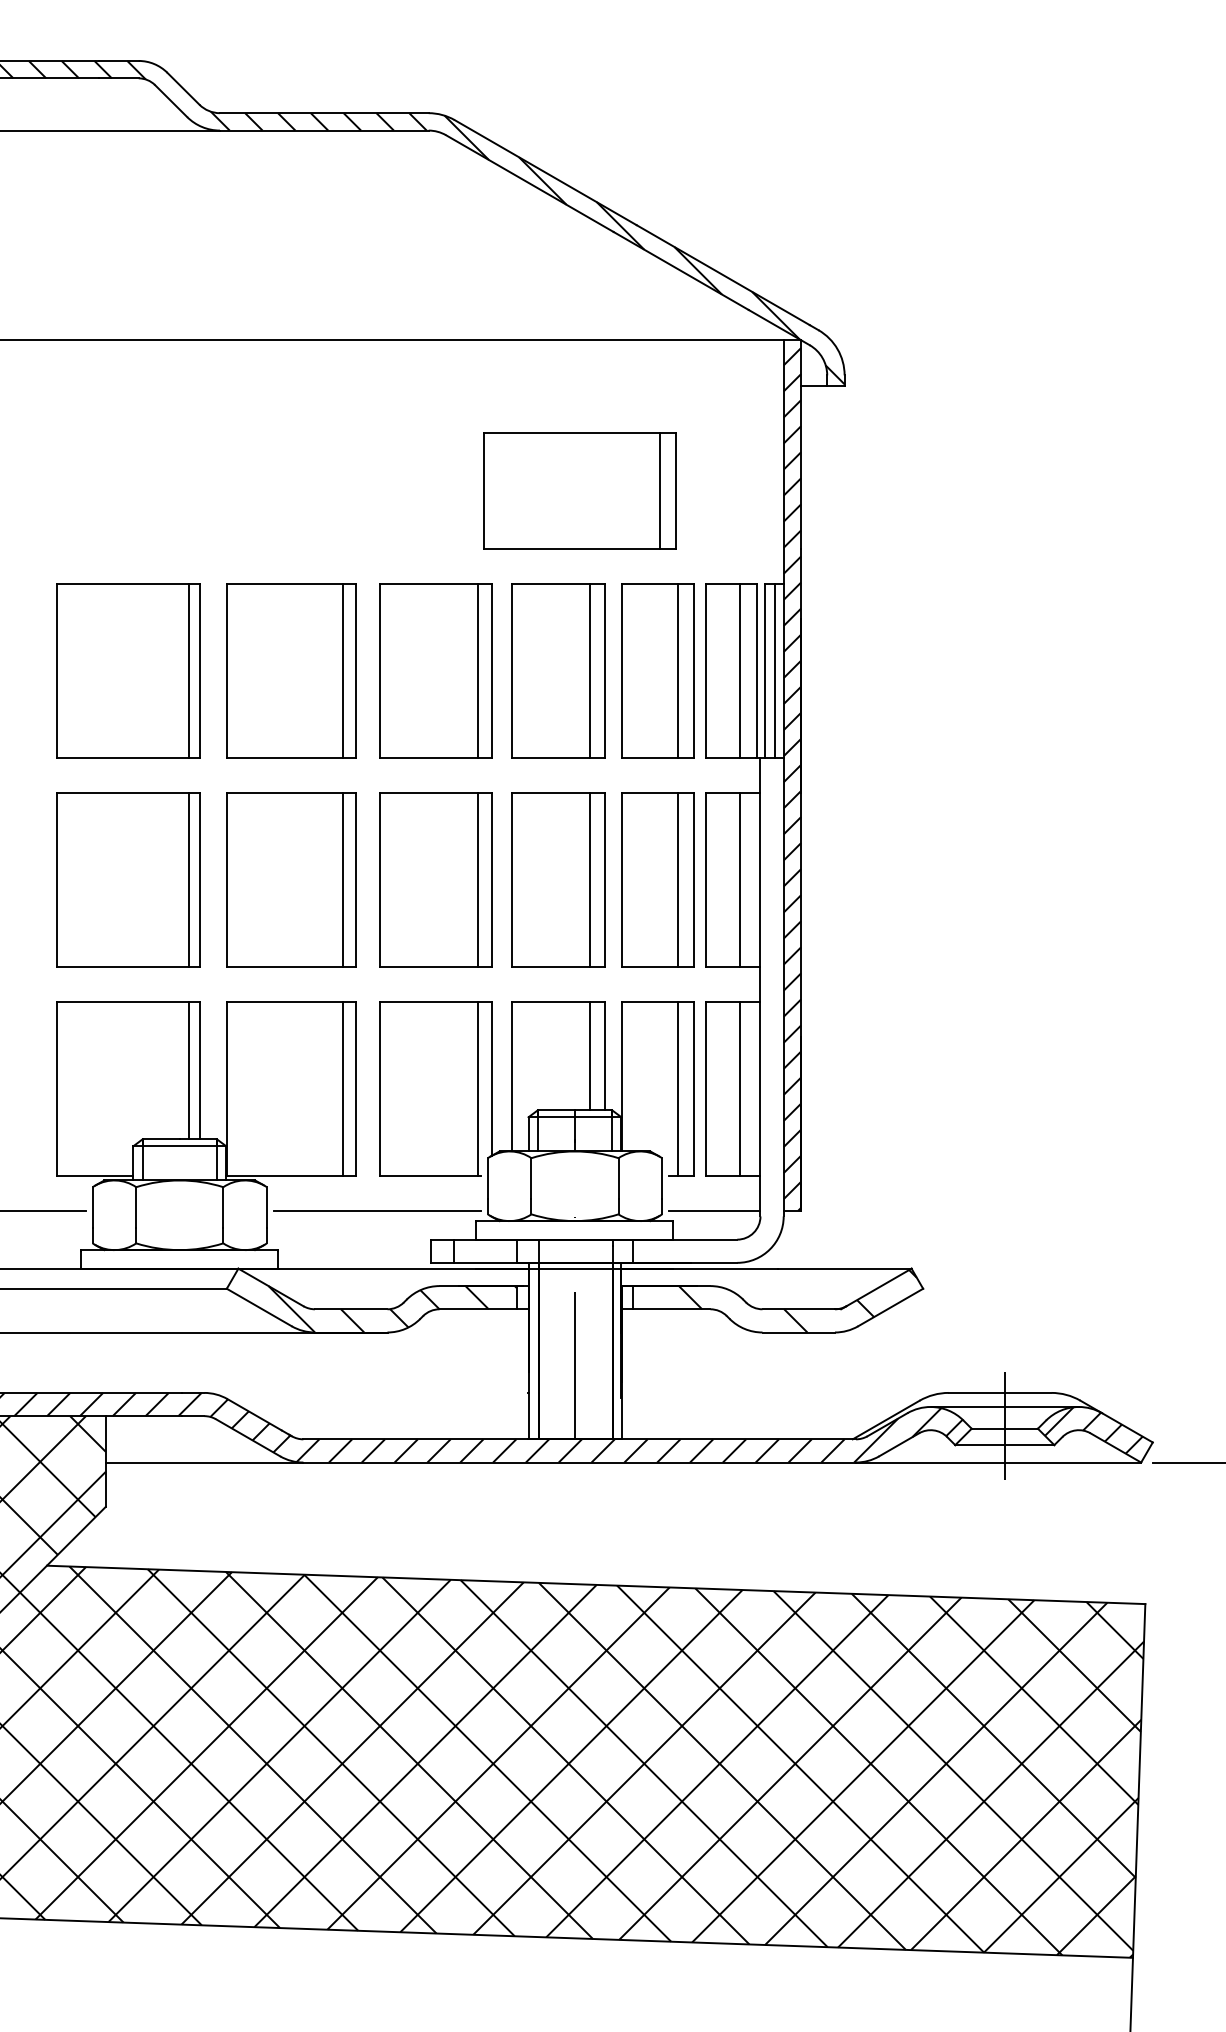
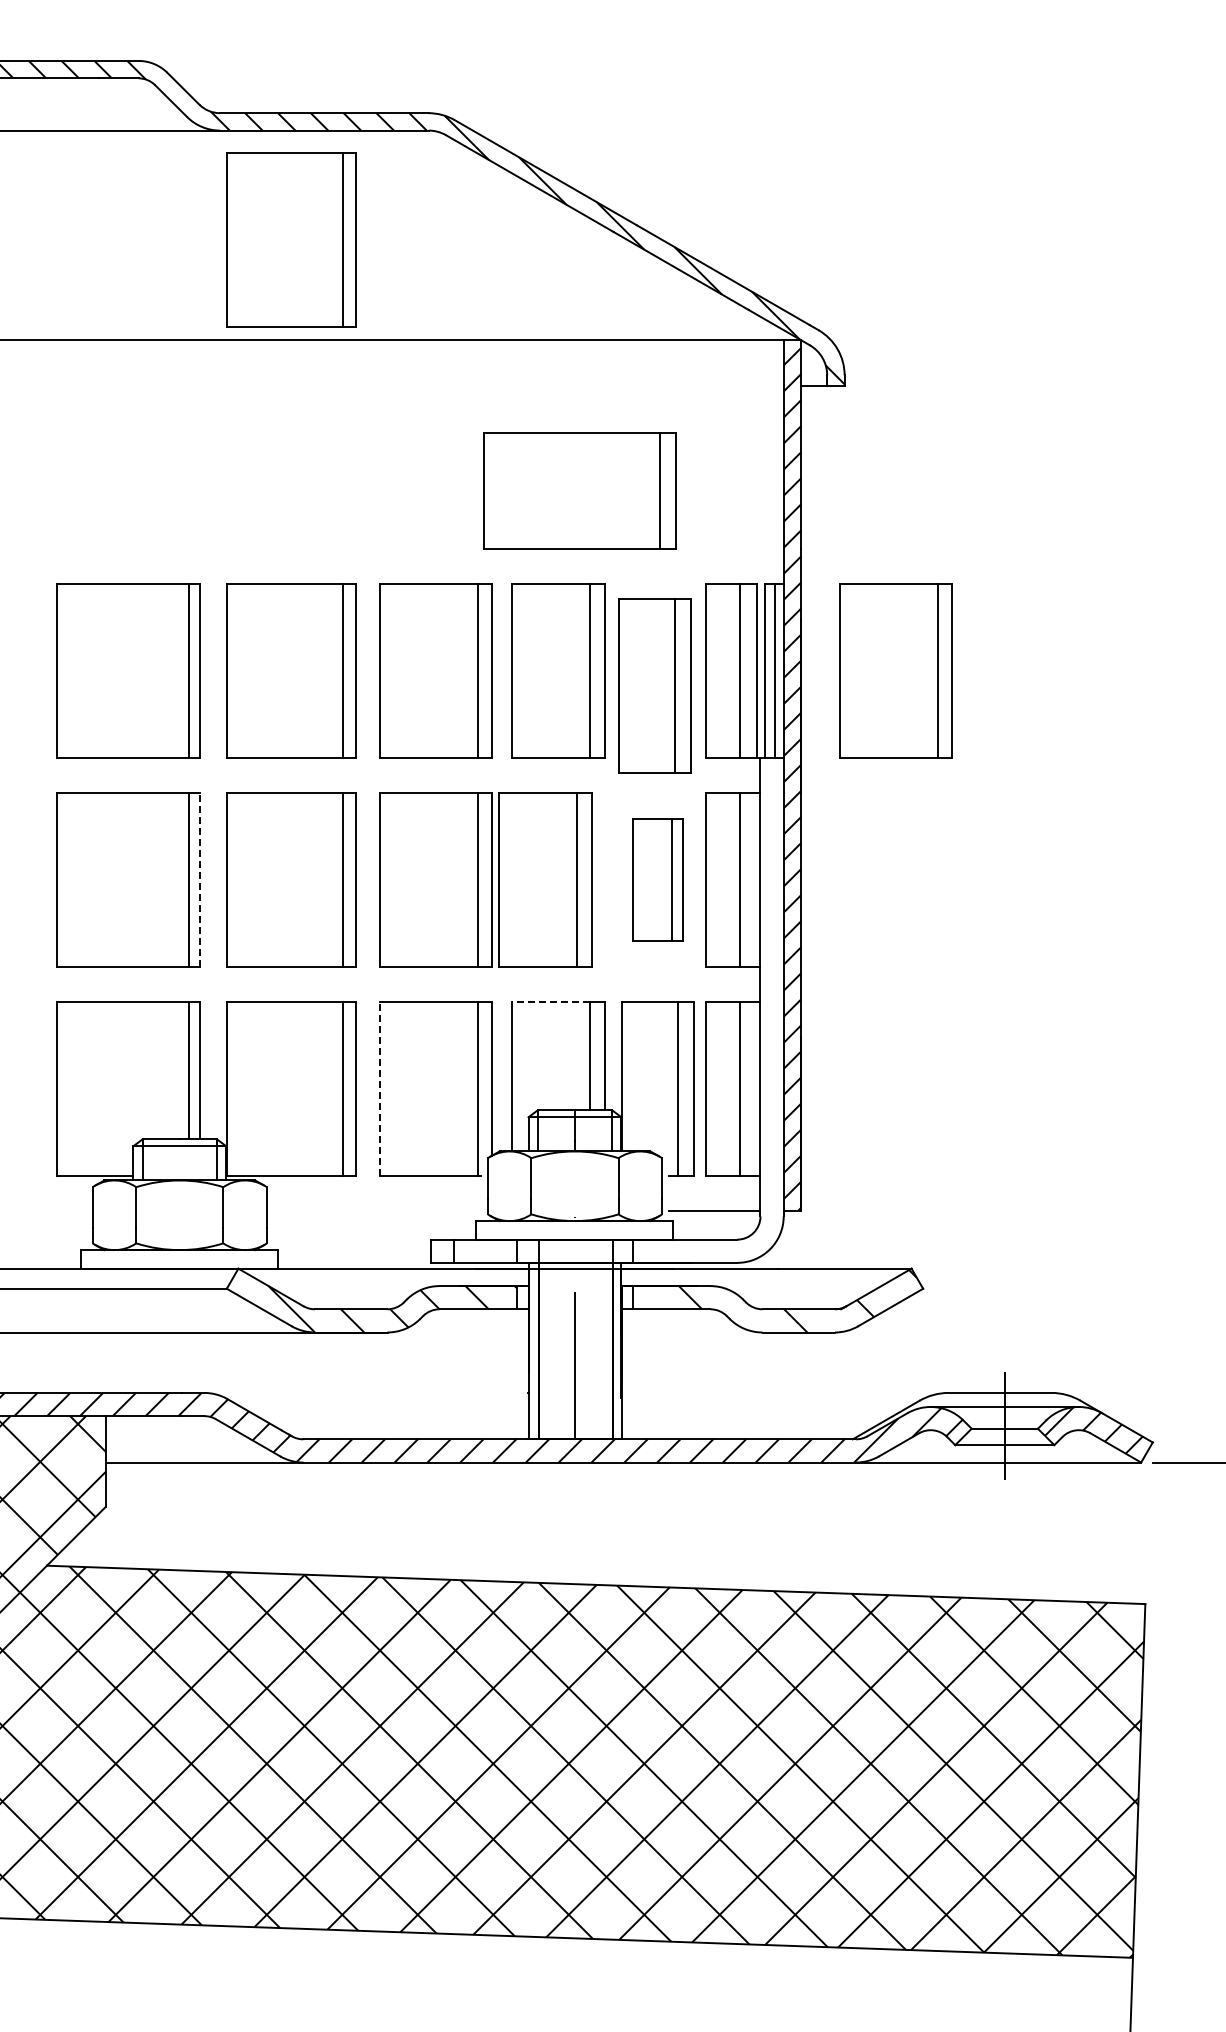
part: none -> present (291, 239)
part position: (657, 670) -> (654, 685) (654, 685)
part: none -> present (895, 670)
line: solid -> dashed (199, 879)
part position: (558, 879) -> (545, 879) (545, 879)
part size: 74x176 px -> 52x124 px (657, 879)
line: solid -> dashed (551, 1001)
line: solid -> dashed (379, 1088)
line: present -> none (44, 1210)
line: present -> none (377, 1210)
